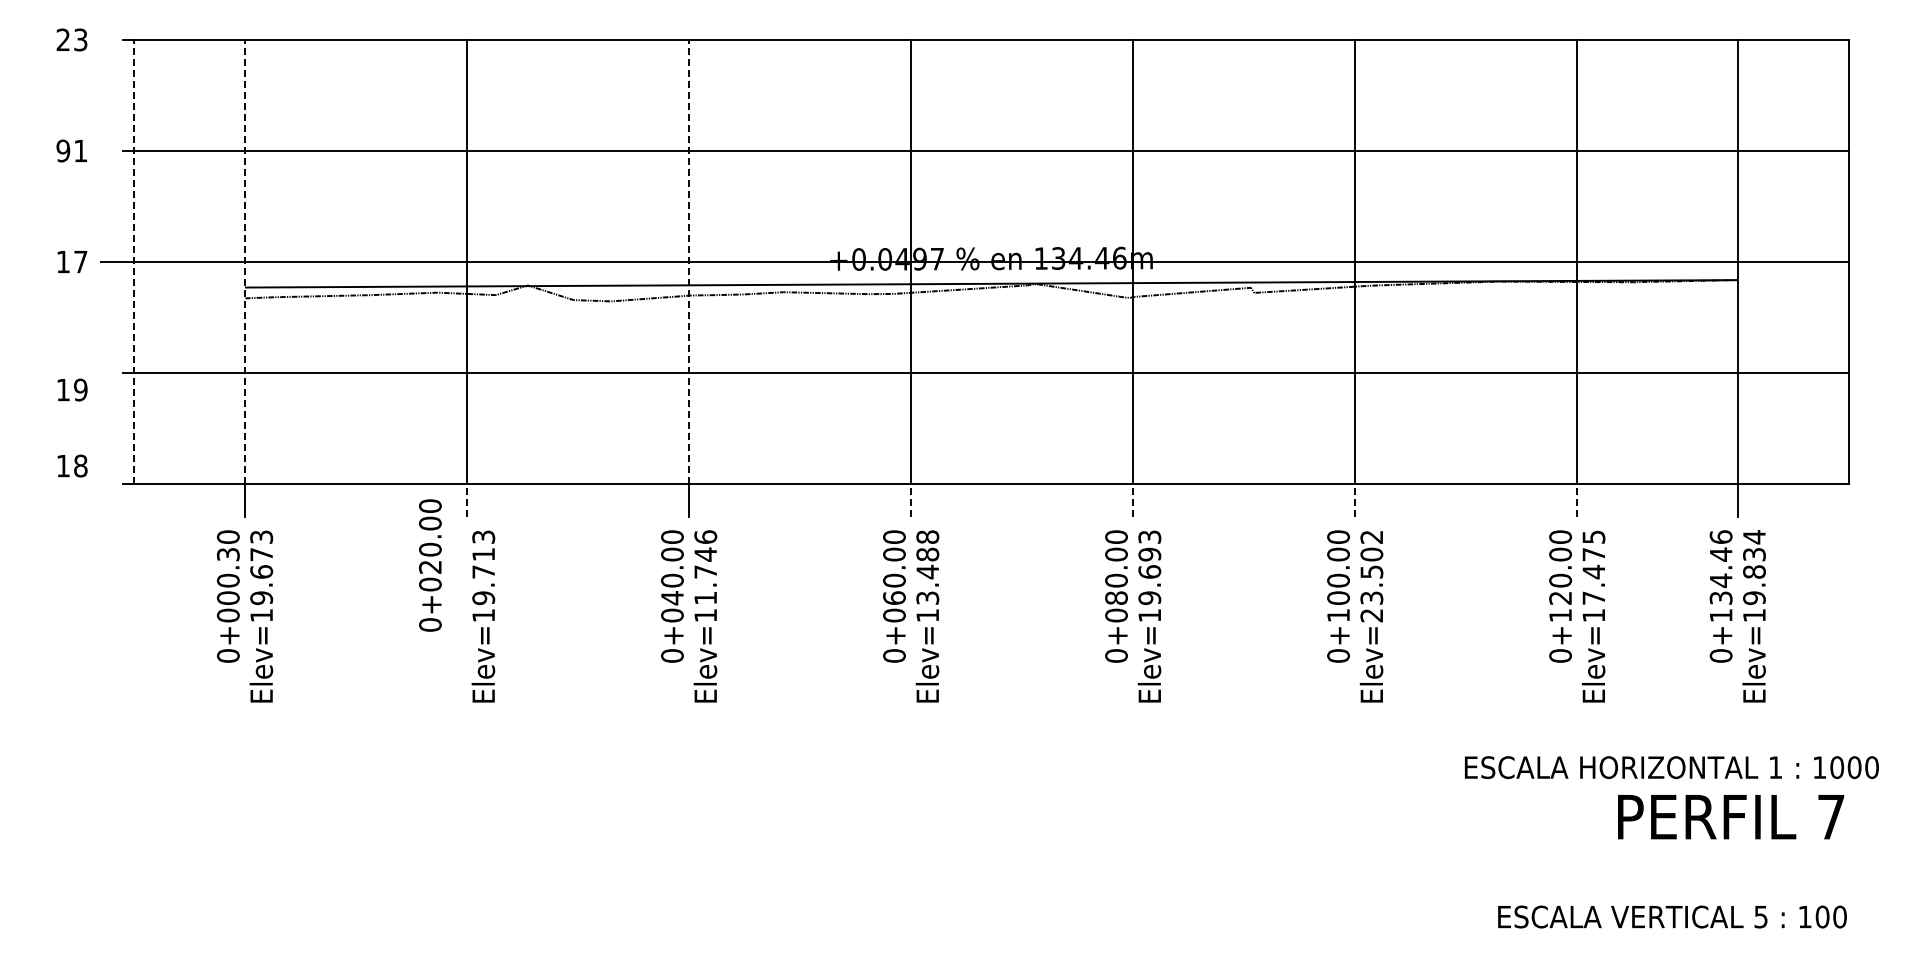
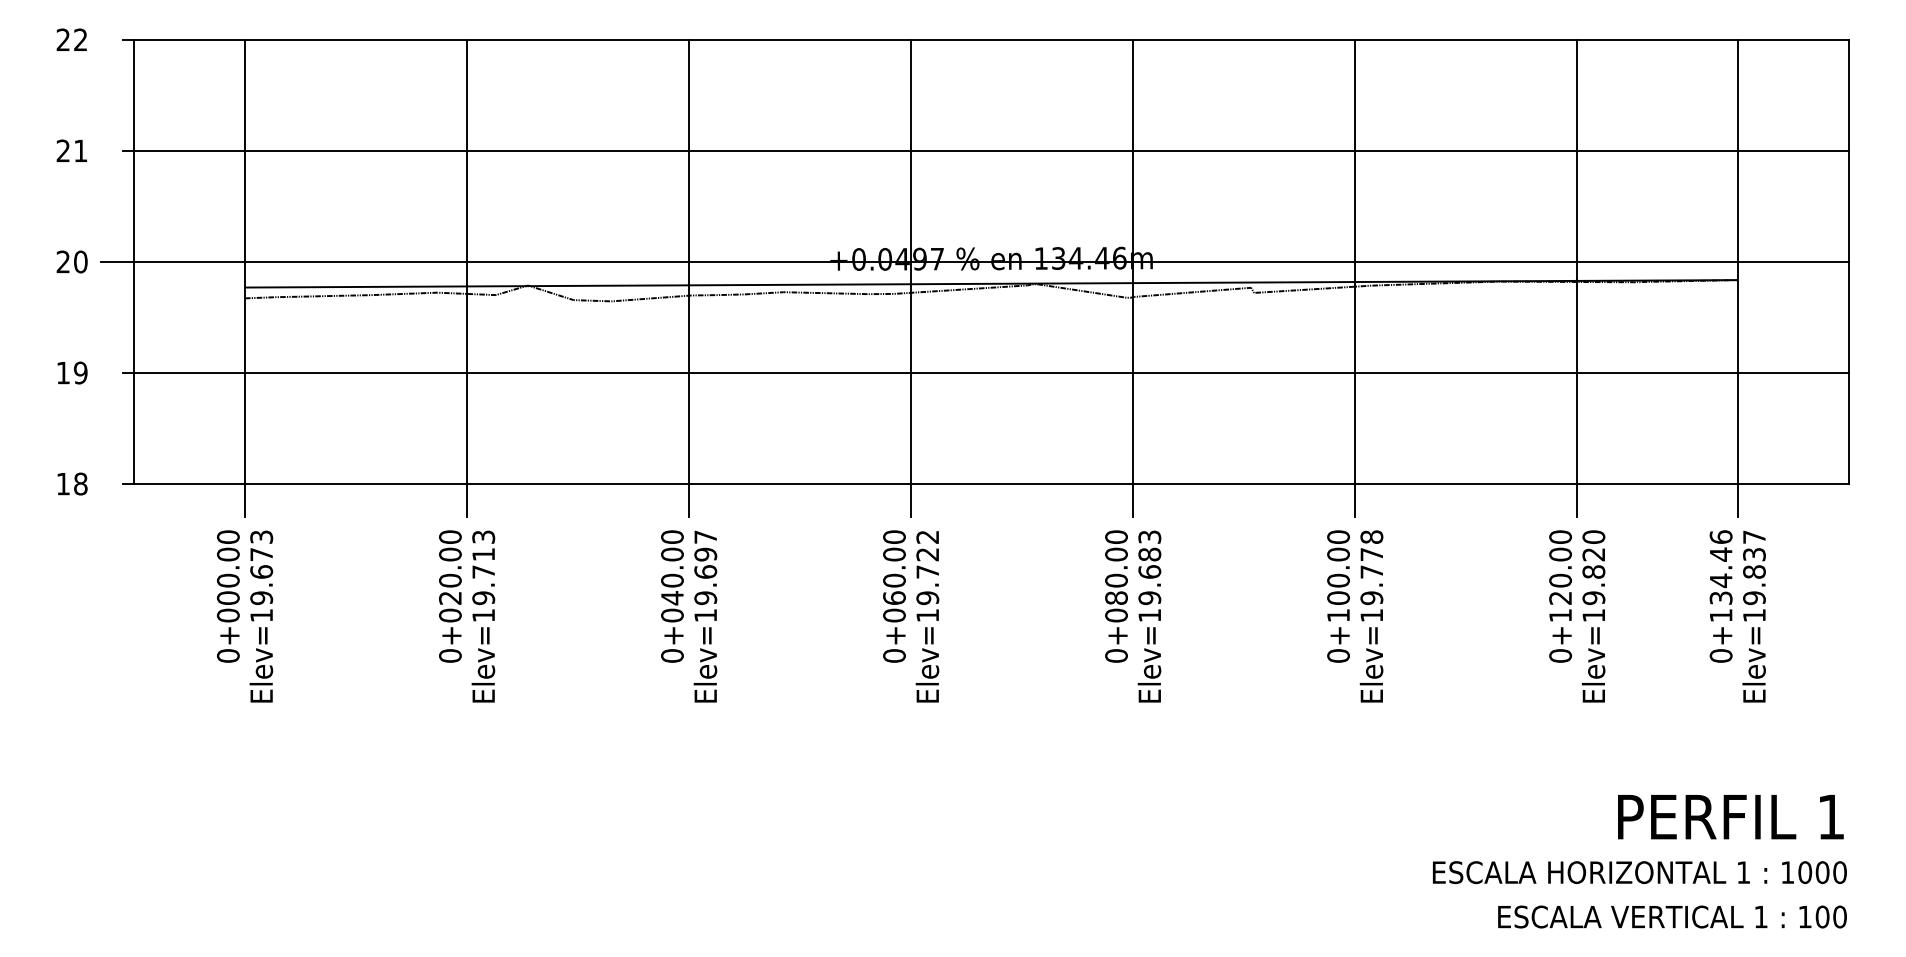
text: 23 -> 22 (80, 39)
text: 91 -> 21 (63, 150)
text: 17 -> 20 (71, 261)
line: dashed -> solid (134, 261)
line: dashed -> solid (245, 261)
line: dashed -> solid (689, 261)
text position: (72, 389) -> (72, 372) (72, 372)
text position: (72, 465) -> (72, 483) (72, 483)
line: dashed -> solid (467, 500)
line: dashed -> solid (911, 500)
line: dashed -> solid (1133, 500)
line: dashed -> solid (1355, 500)
line: dashed -> solid (1577, 500)
text: Elev=19.834 -> Elev=19.837 (1754, 537)
text: 0+000.30 -> 0+000.00 (228, 554)
text: Elev=19.693 -> Elev=19.683 (1149, 554)
text position: (430, 565) -> (450, 596) (450, 596)
text: Elev=11.746 -> Elev=19.697 (705, 567)
text: Elev=13.488 -> Elev=19.722 (927, 567)
text: Elev=17.475 -> Elev=19.820 (1593, 567)
text: Elev=23.502 -> Elev=19.778 (1371, 576)
text position: (1671, 767) -> (1639, 872) (1639, 872)
text: 7 -> 1 (1831, 817)
text: 5 -> 1 (1760, 917)
